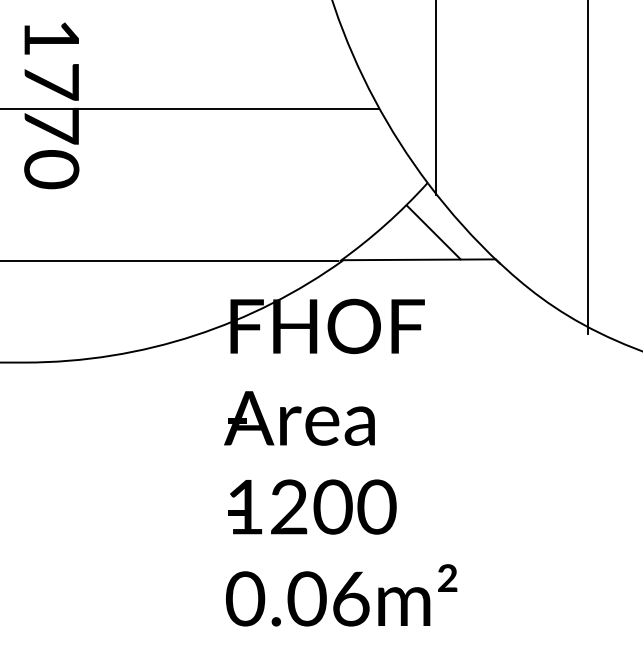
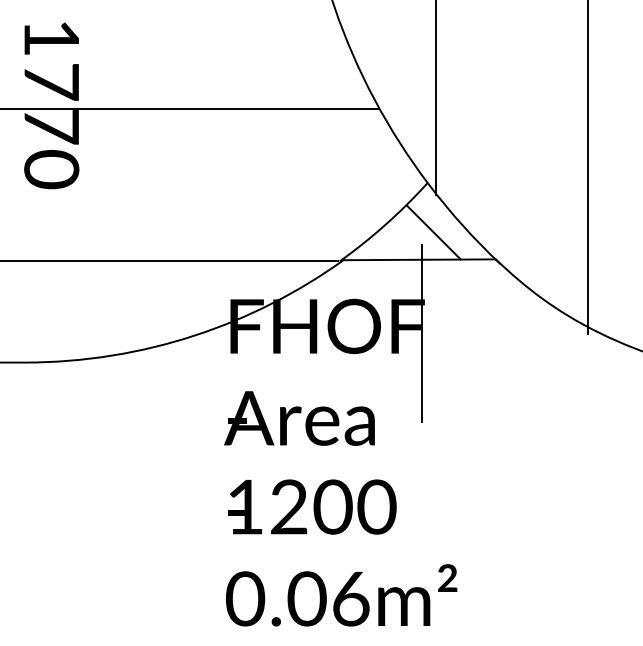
line: none -> present (421, 333)
